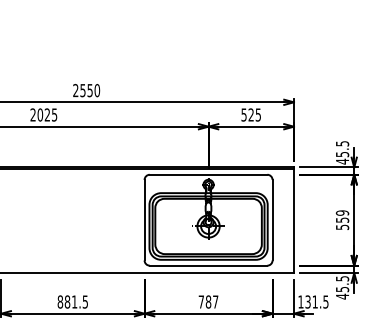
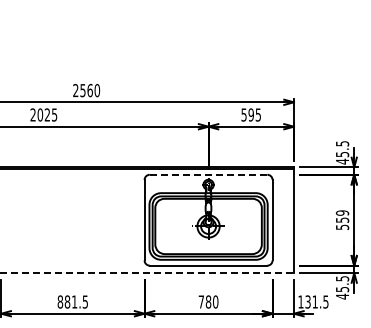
text: 2550 -> 2560 (89, 90)
text: 525 -> 595 (250, 114)
line: solid -> dashed (208, 174)
line: solid -> dashed (147, 273)
text: 787 -> 780 (215, 301)
